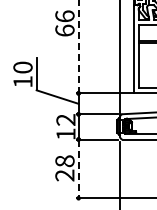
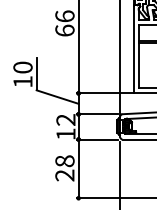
line: dashed -> solid (78, 47)
line: dashed -> solid (78, 169)
